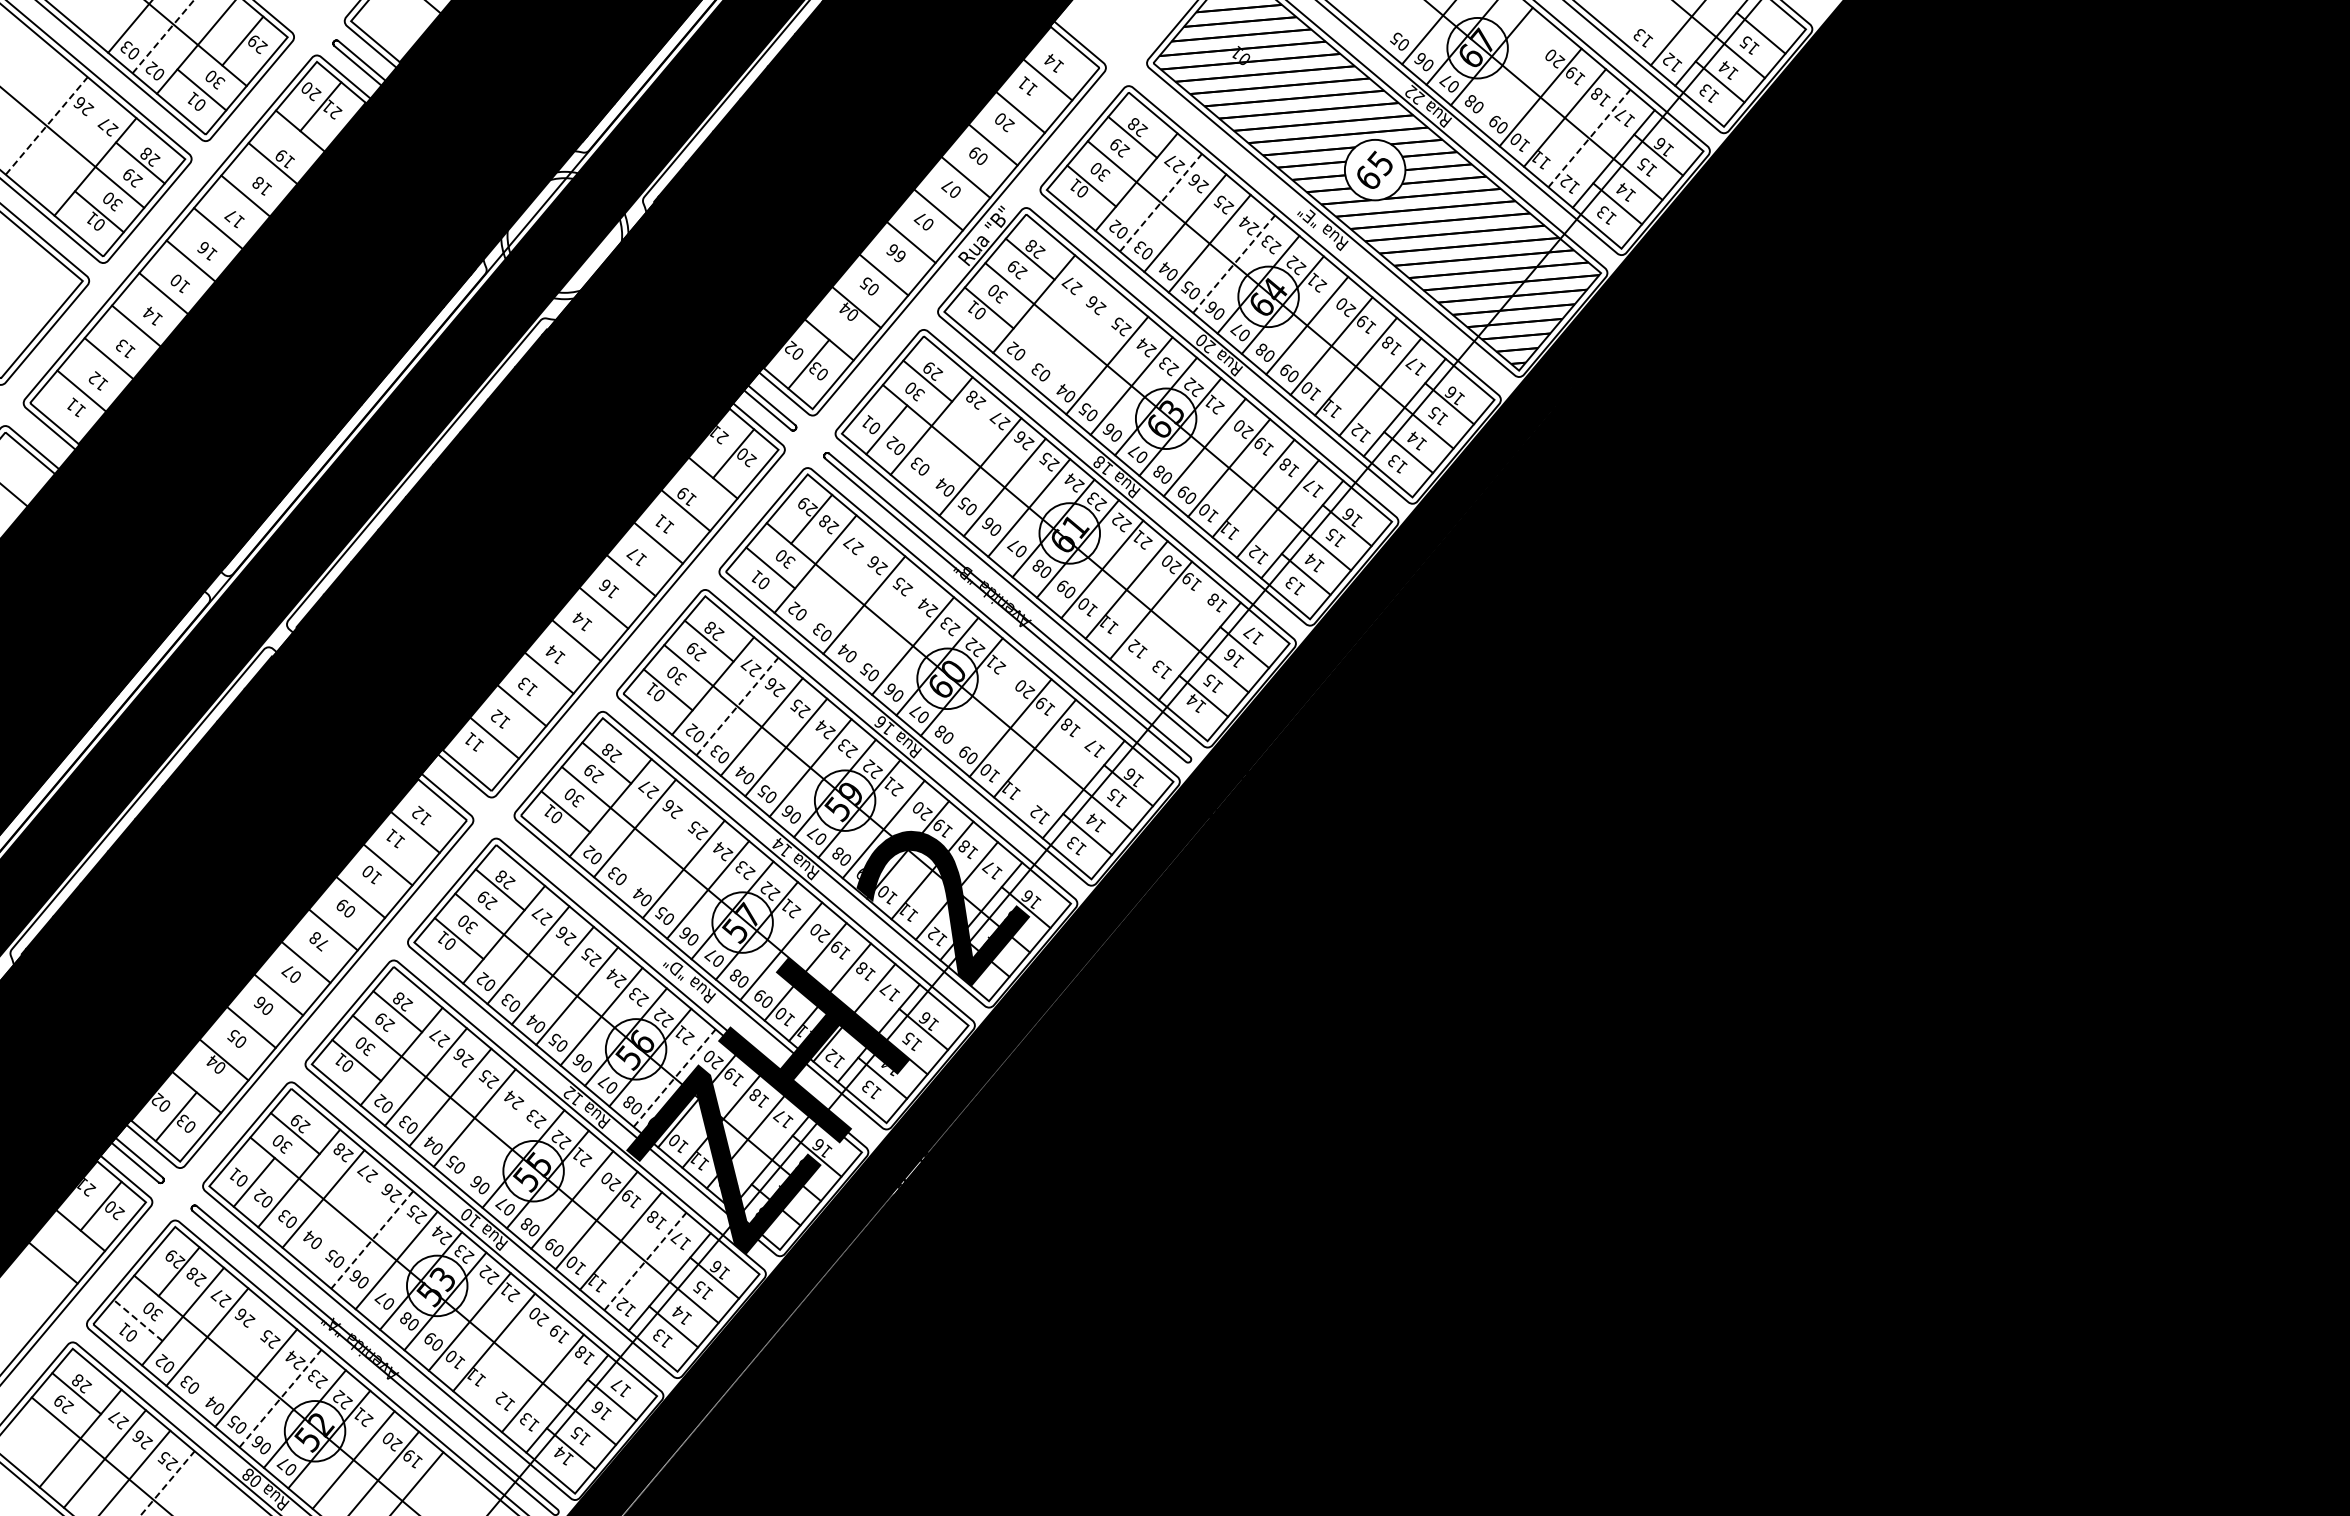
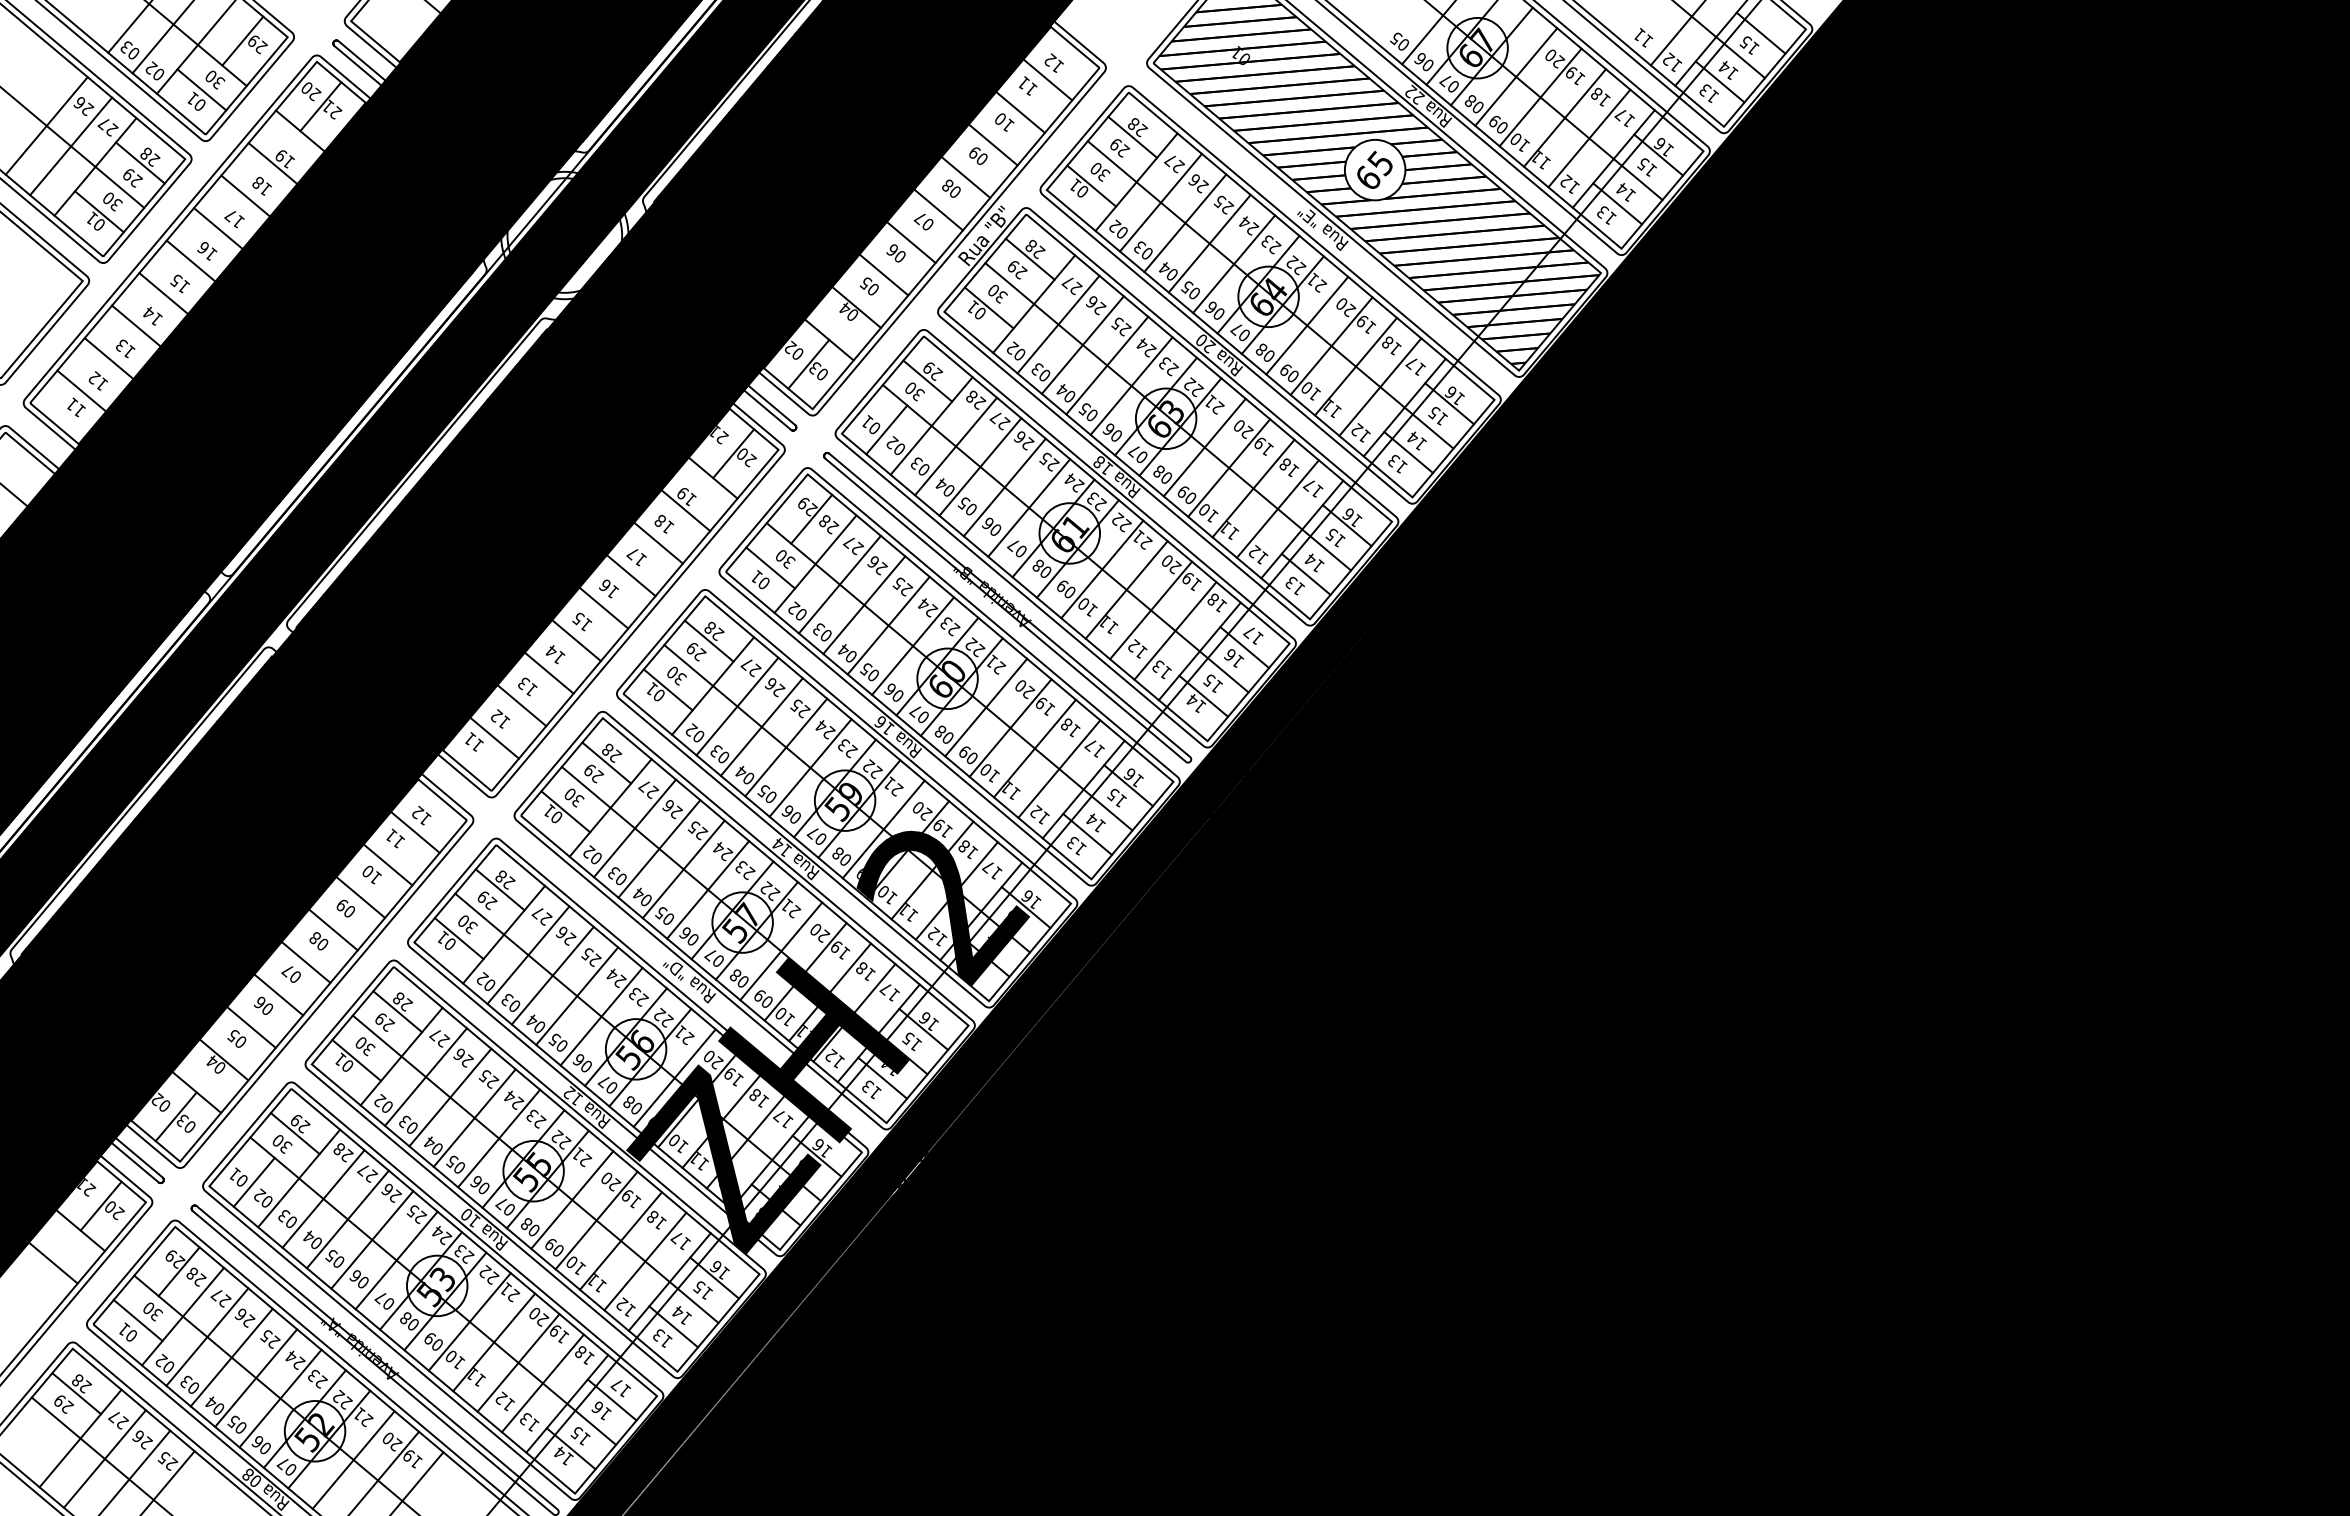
text: 13 -> 11 (1639, 34)
line: dashed -> solid (163, 36)
text: 14 -> 12 (1050, 59)
line: none -> present (1516, 76)
line: dashed -> solid (46, 125)
text: 20 -> 10 (1008, 126)
line: dashed -> solid (1589, 138)
line: none -> present (71, 146)
text: 07 -> 08 (947, 185)
line: dashed -> solid (1160, 202)
text: 66 -> 06 (898, 256)
line: dashed -> solid (1234, 264)
text: 10 -> 15 (176, 281)
line: none -> present (1058, 324)
line: none -> present (1082, 344)
line: none -> present (956, 446)
text: 11 -> 18 (660, 520)
line: none -> present (839, 584)
text: 14 -> 15 (578, 618)
line: none -> present (888, 625)
line: none -> present (1175, 630)
line: dashed -> solid (737, 706)
line: none -> present (986, 707)
line: none -> present (1059, 768)
line: none -> present (659, 848)
text: 78 -> 08 (322, 944)
line: dashed -> solid (674, 1078)
line: none -> present (499, 1138)
line: none -> present (347, 1219)
line: dashed -> solid (372, 1239)
line: dashed -> solid (645, 1261)
line: dashed -> solid (138, 1320)
line: none -> present (231, 1357)
line: none -> present (518, 1362)
line: dashed -> solid (280, 1398)
line: dashed -> solid (167, 1483)
